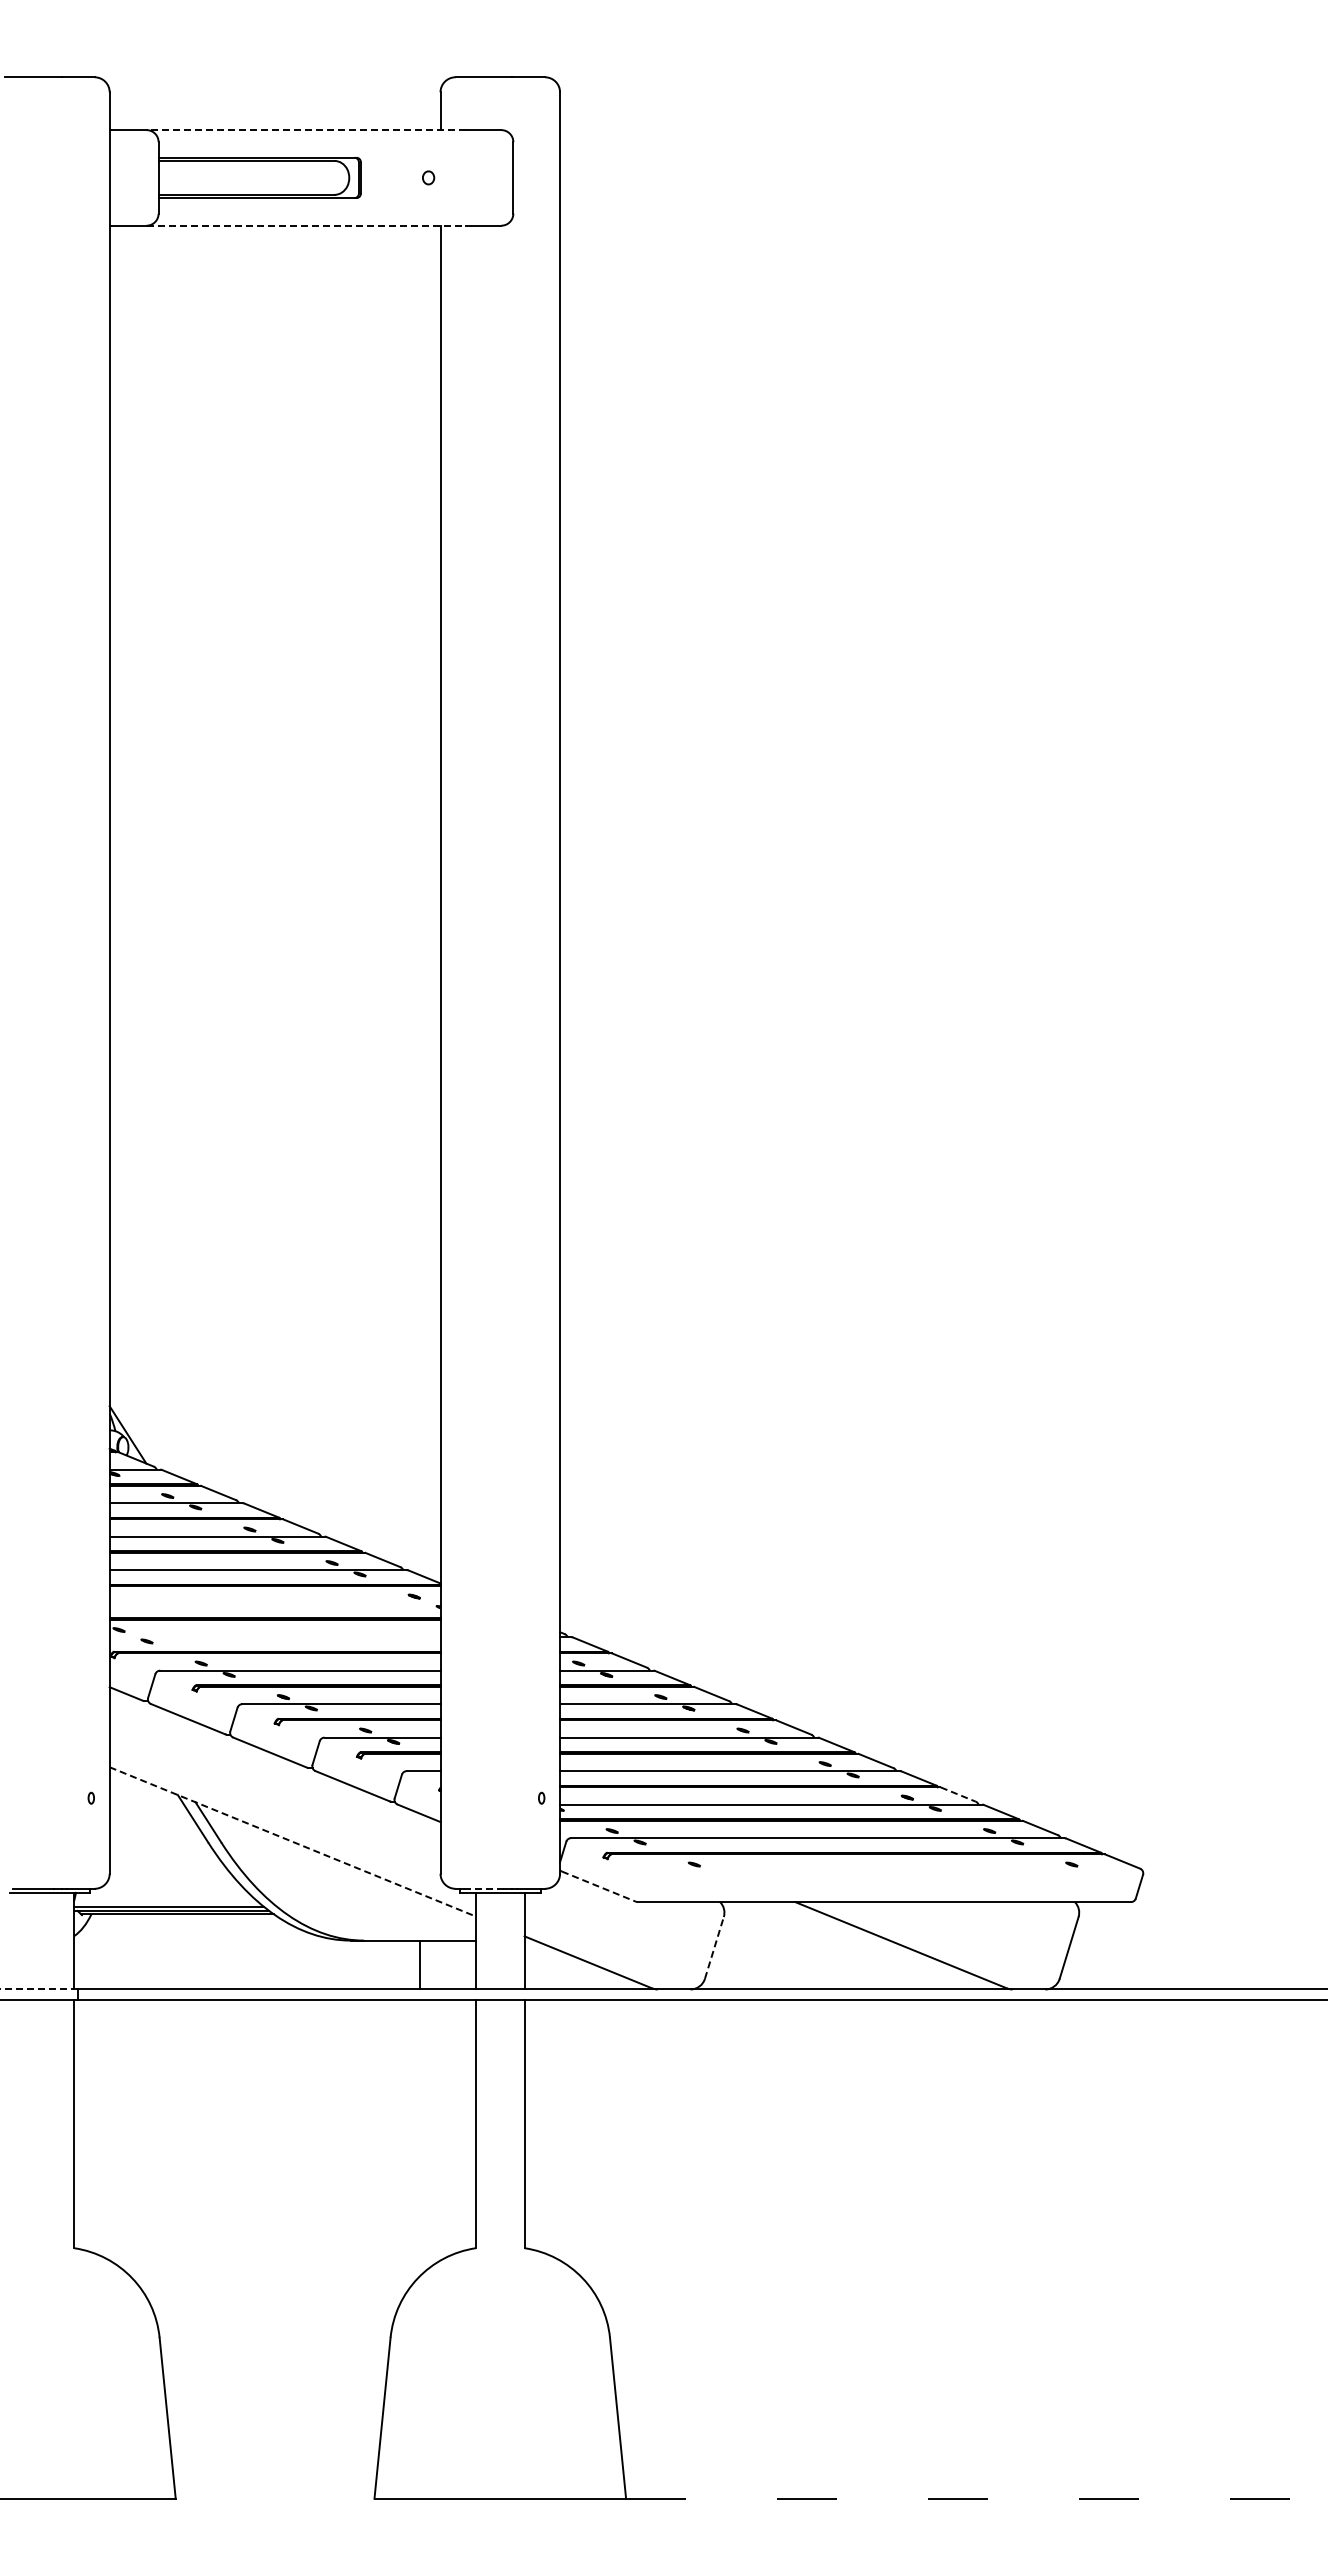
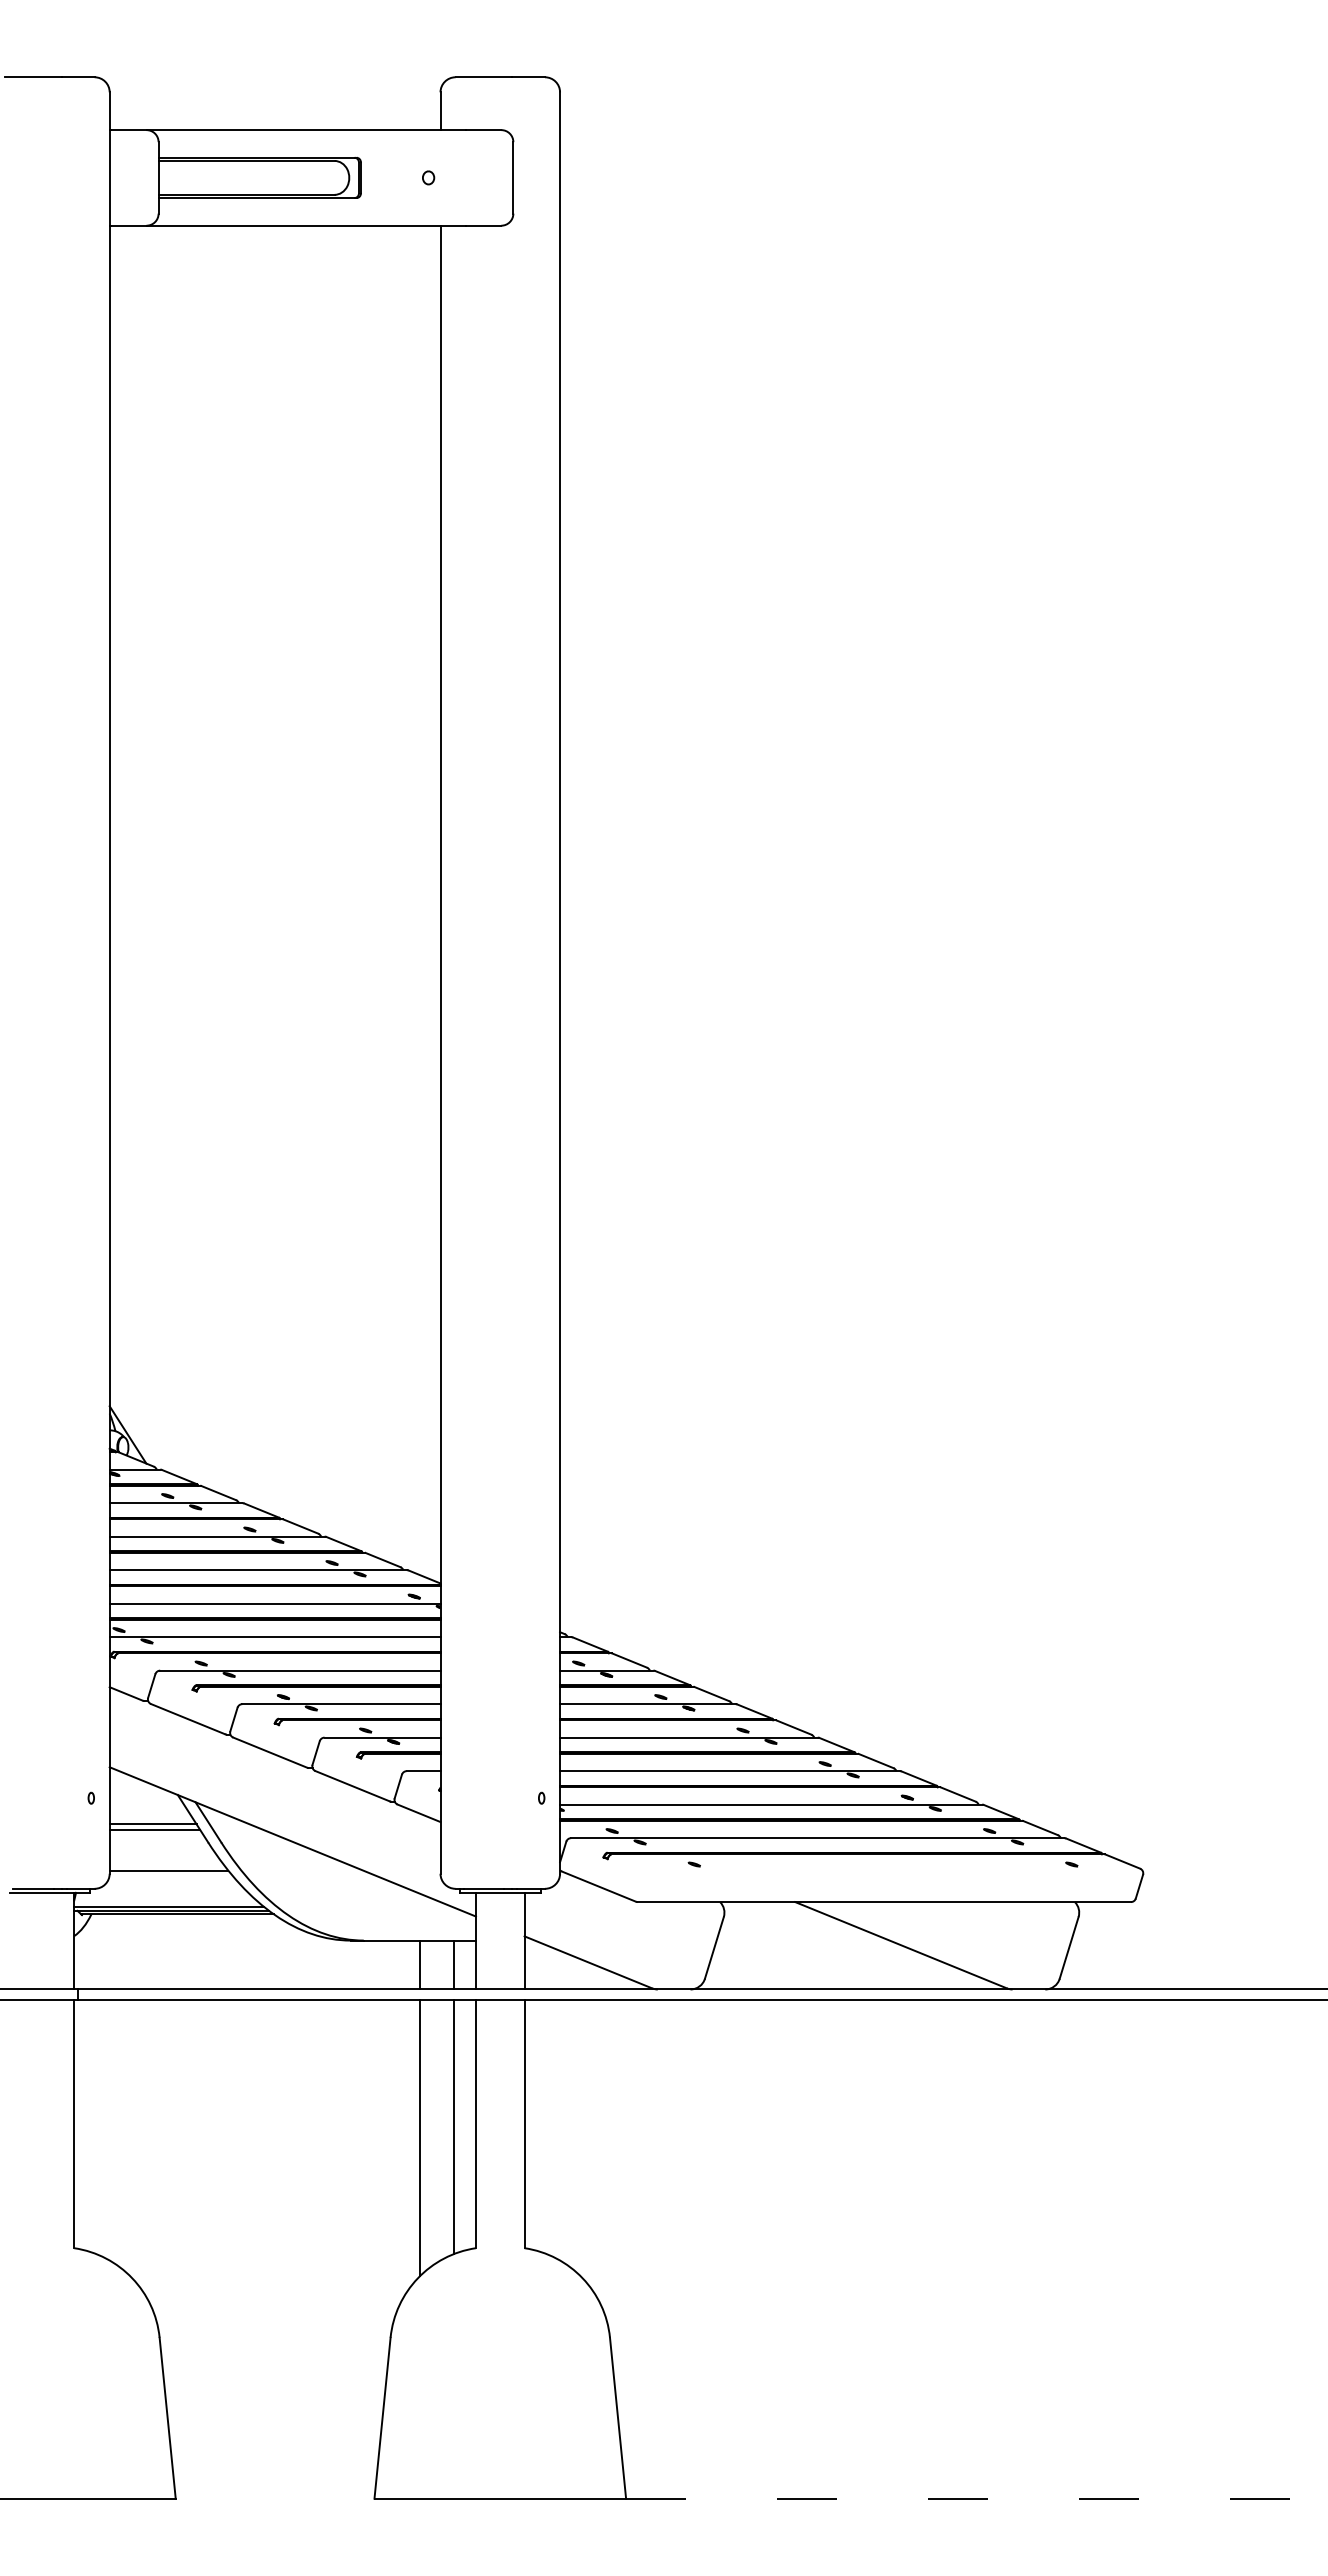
line: dashed -> solid (306, 130)
line: dashed -> solid (306, 225)
line: none -> present (274, 1603)
line: none -> present (274, 1637)
line: dashed -> solid (958, 1794)
line: none -> present (152, 1824)
line: none -> present (154, 1829)
line: dashed -> solid (292, 1841)
line: none -> present (168, 1870)
line: dashed -> solid (598, 1886)
line: dashed -> solid (483, 1888)
line: dashed -> solid (714, 1947)
line: none -> present (454, 1964)
line: dashed -> solid (38, 1989)
line: none -> present (454, 2126)
line: none -> present (419, 2137)
